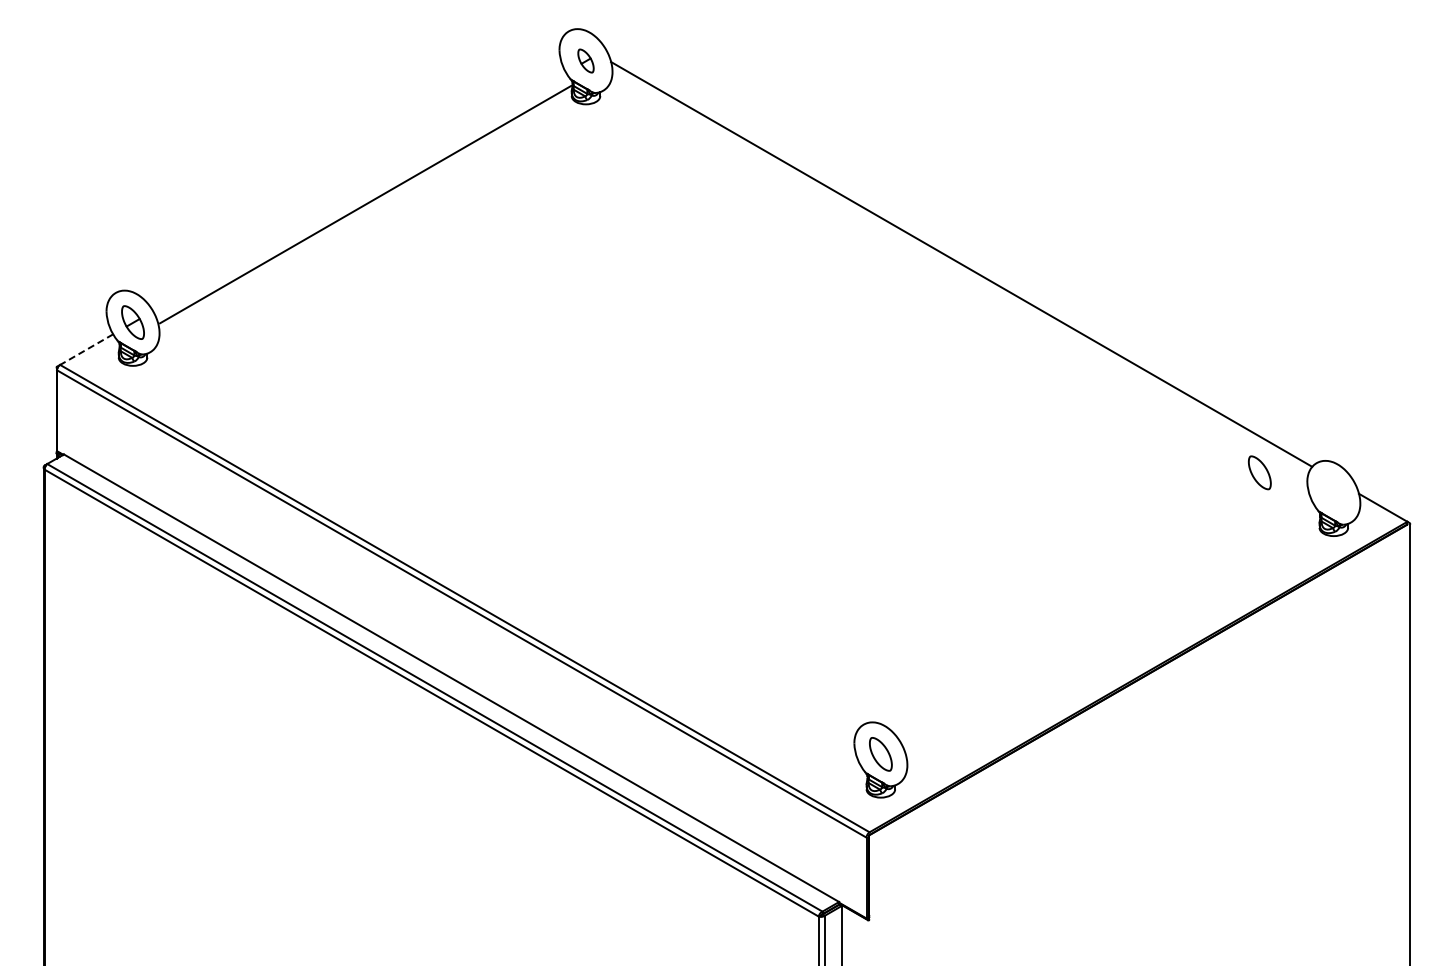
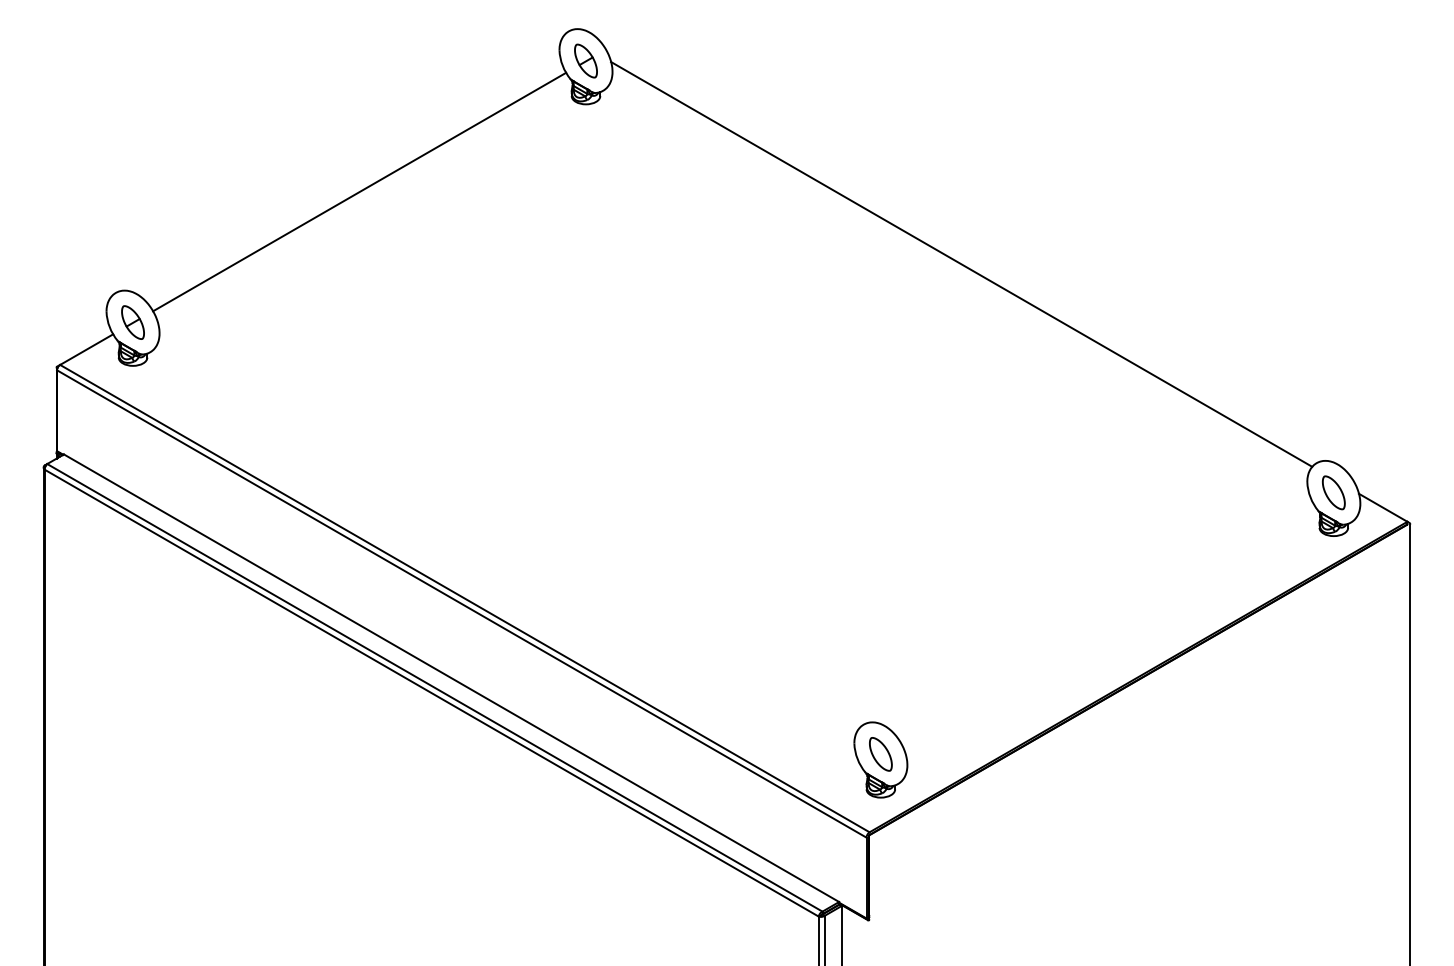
part size: 18x26 px -> 24x36 px (585, 60)
line position: (366, 203) -> (359, 191) (359, 191)
line: dashed -> solid (86, 349)
part position: (1259, 472) -> (1333, 492) (1333, 492)
